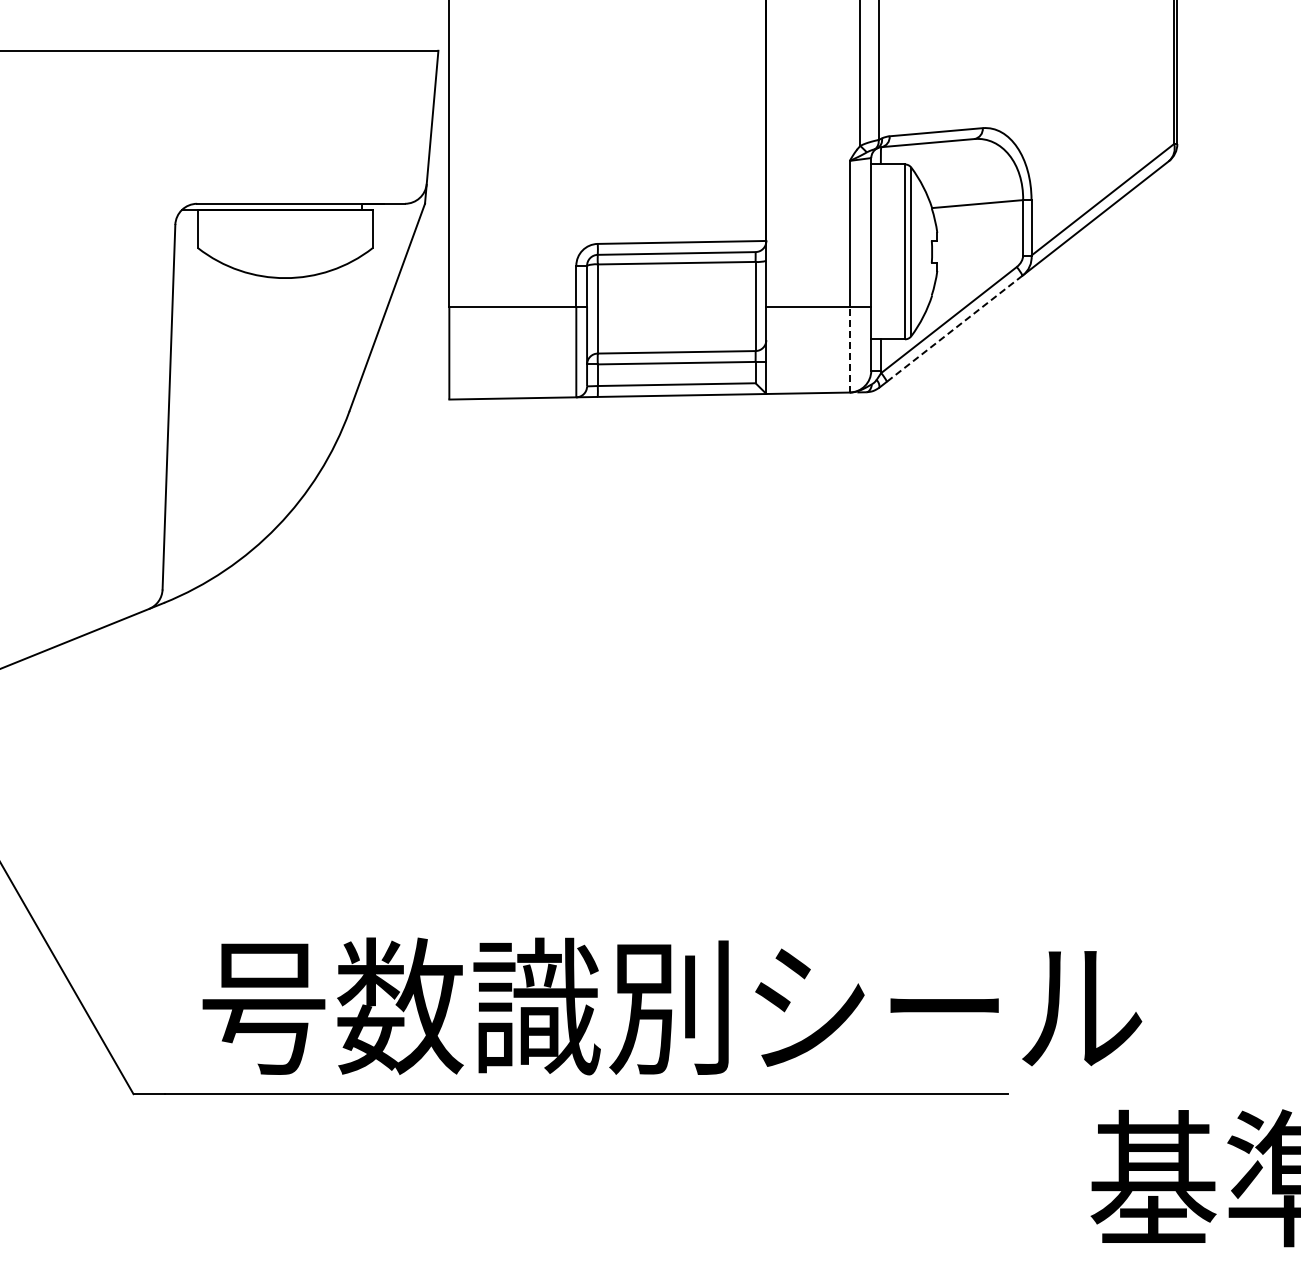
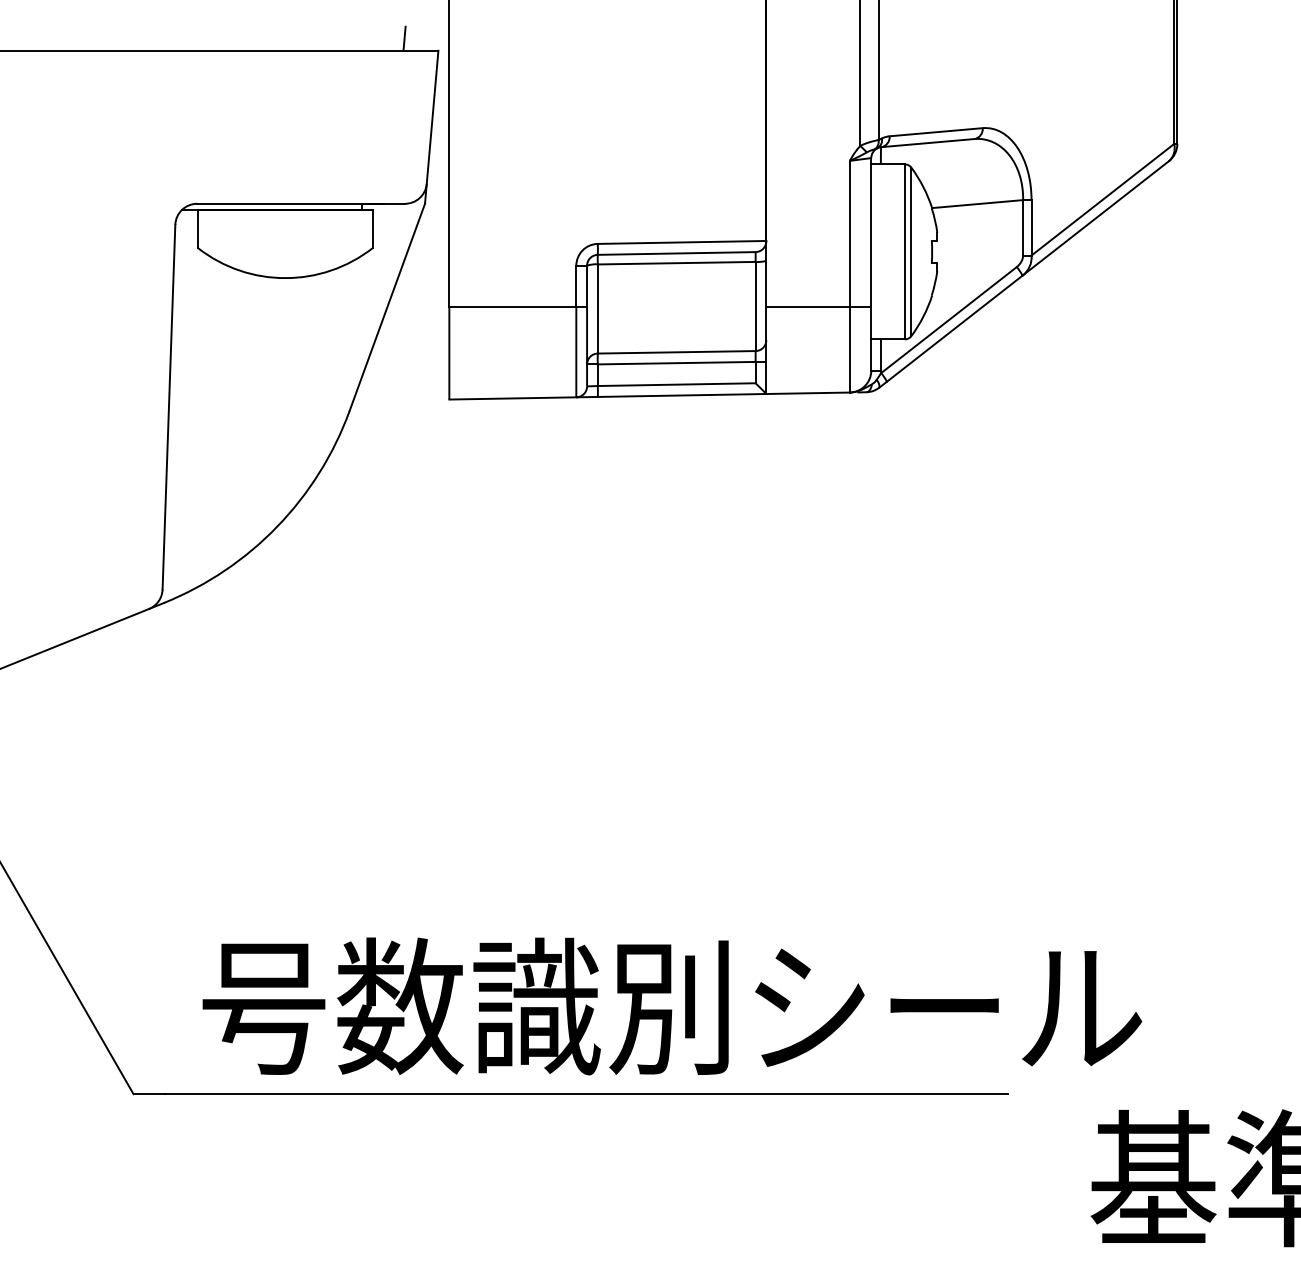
line: none -> present (404, 38)
line: dashed -> solid (954, 329)
line: dashed -> solid (849, 349)
